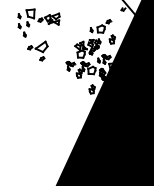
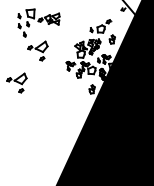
part: none -> present (16, 82)
